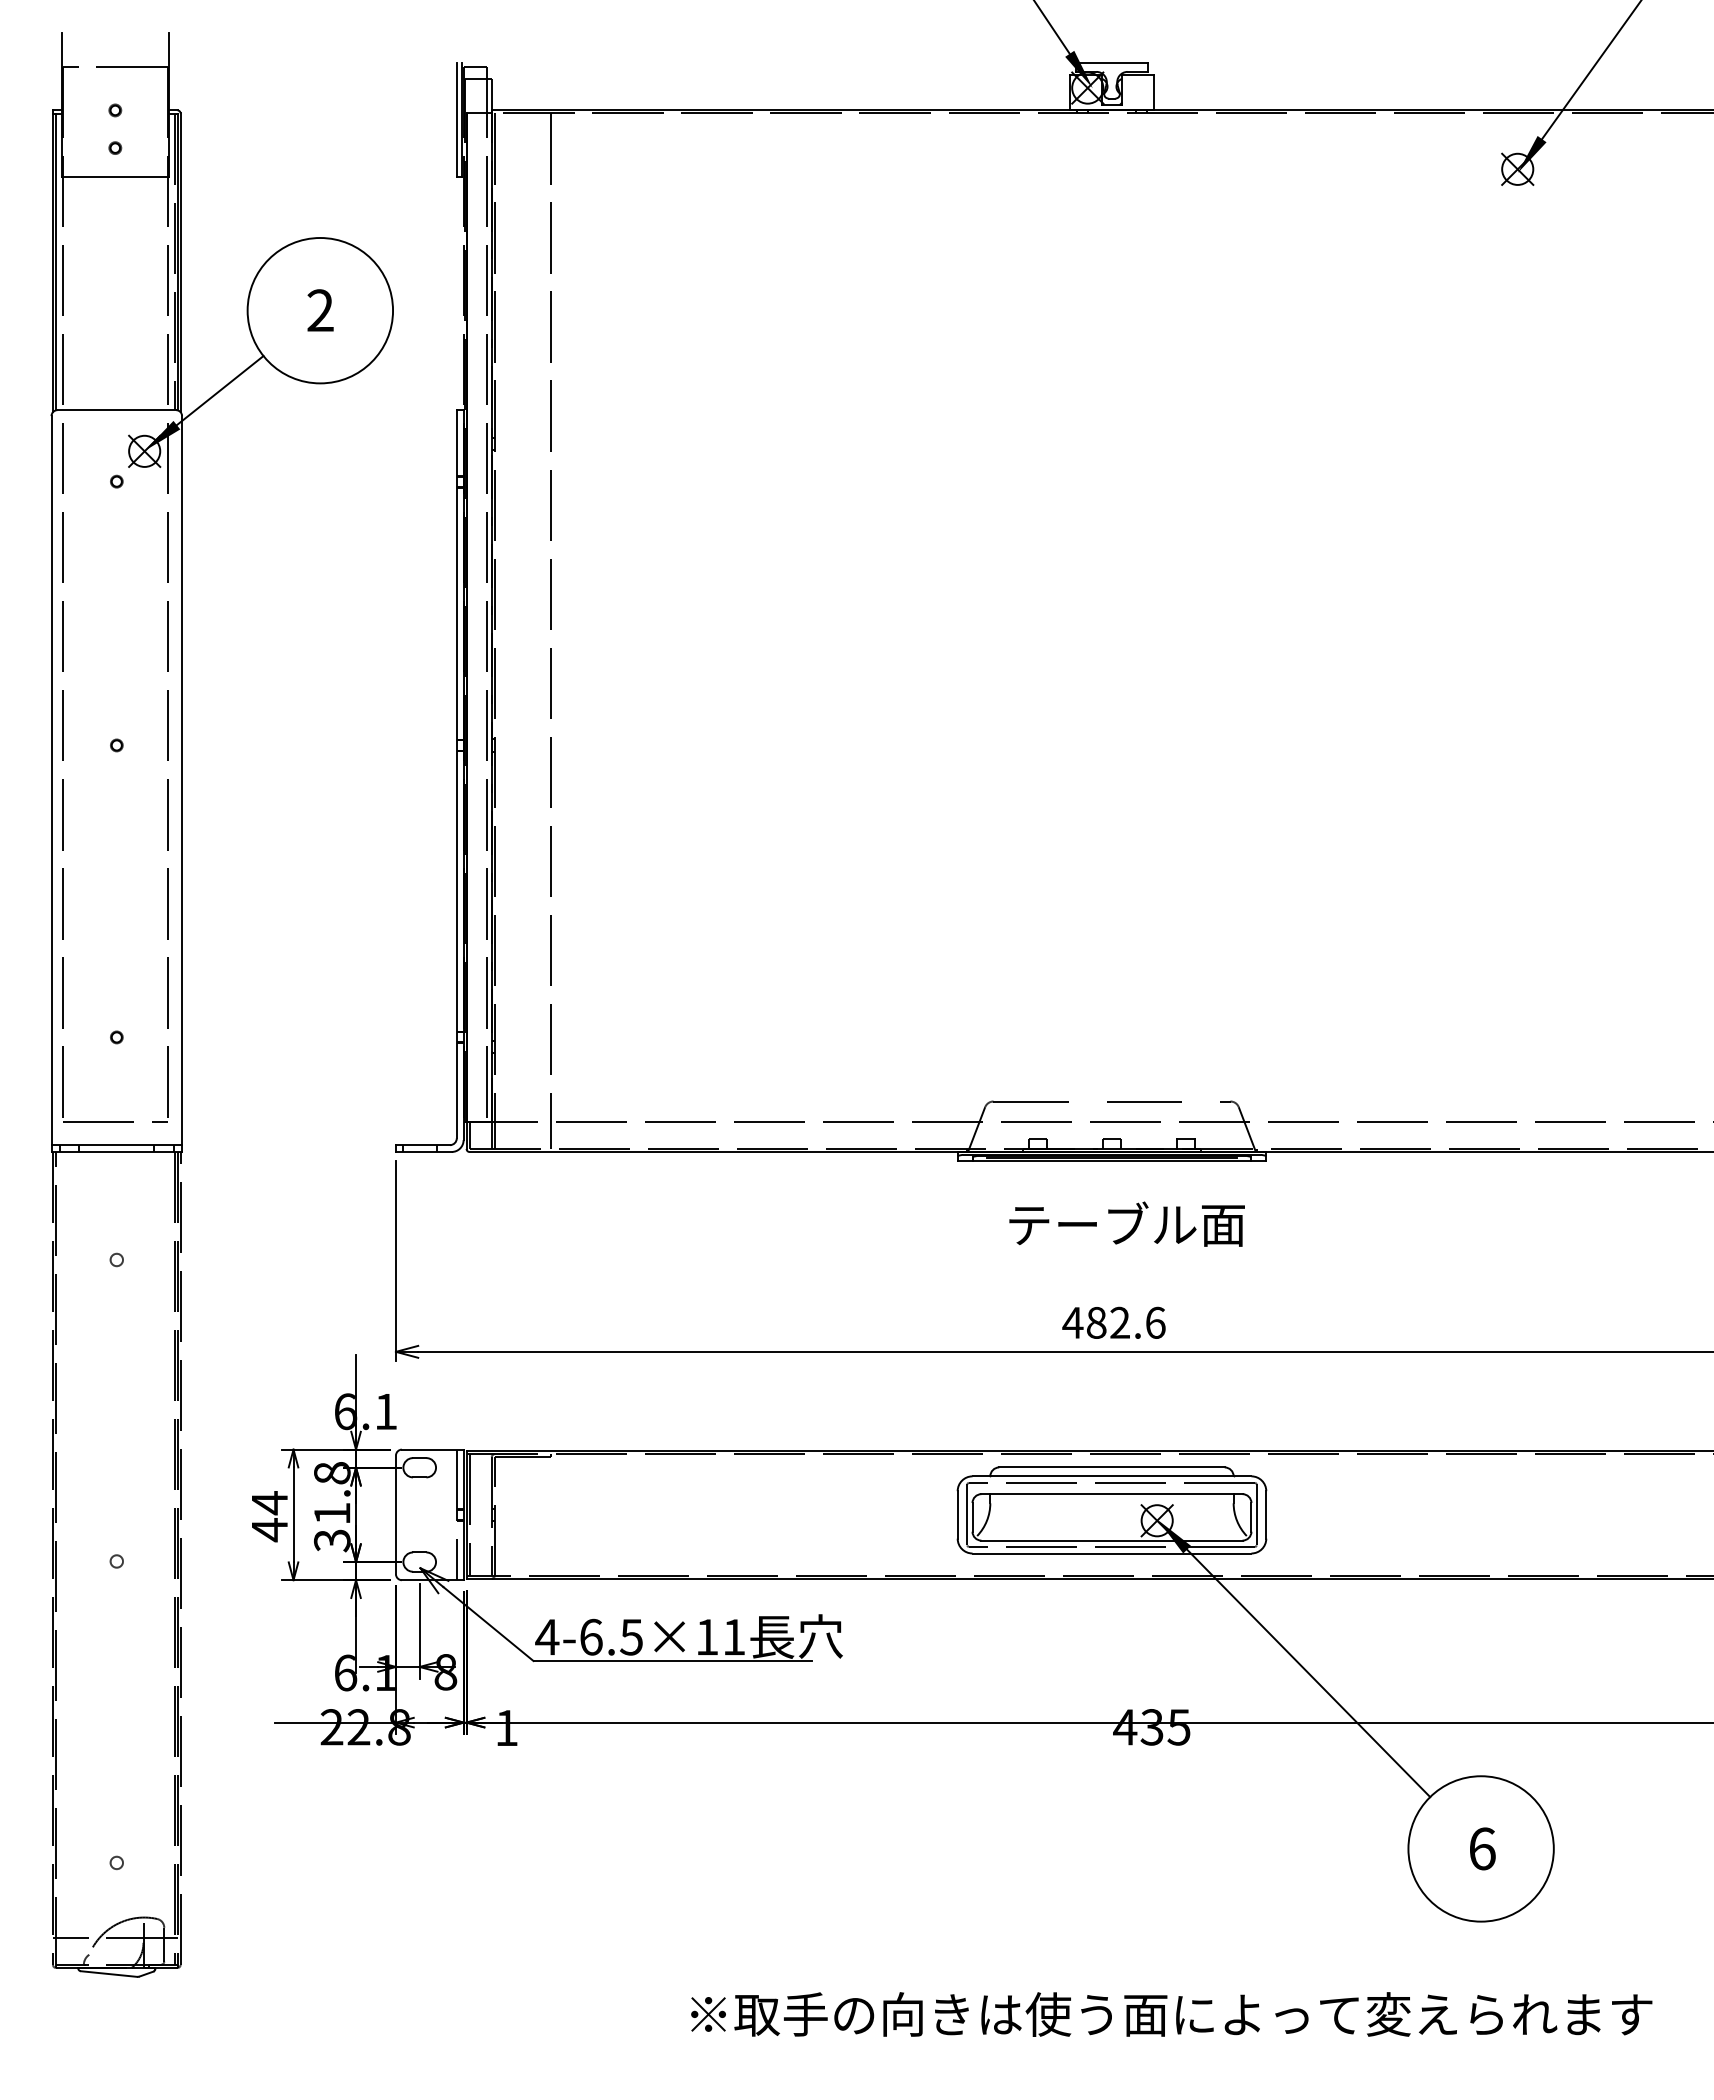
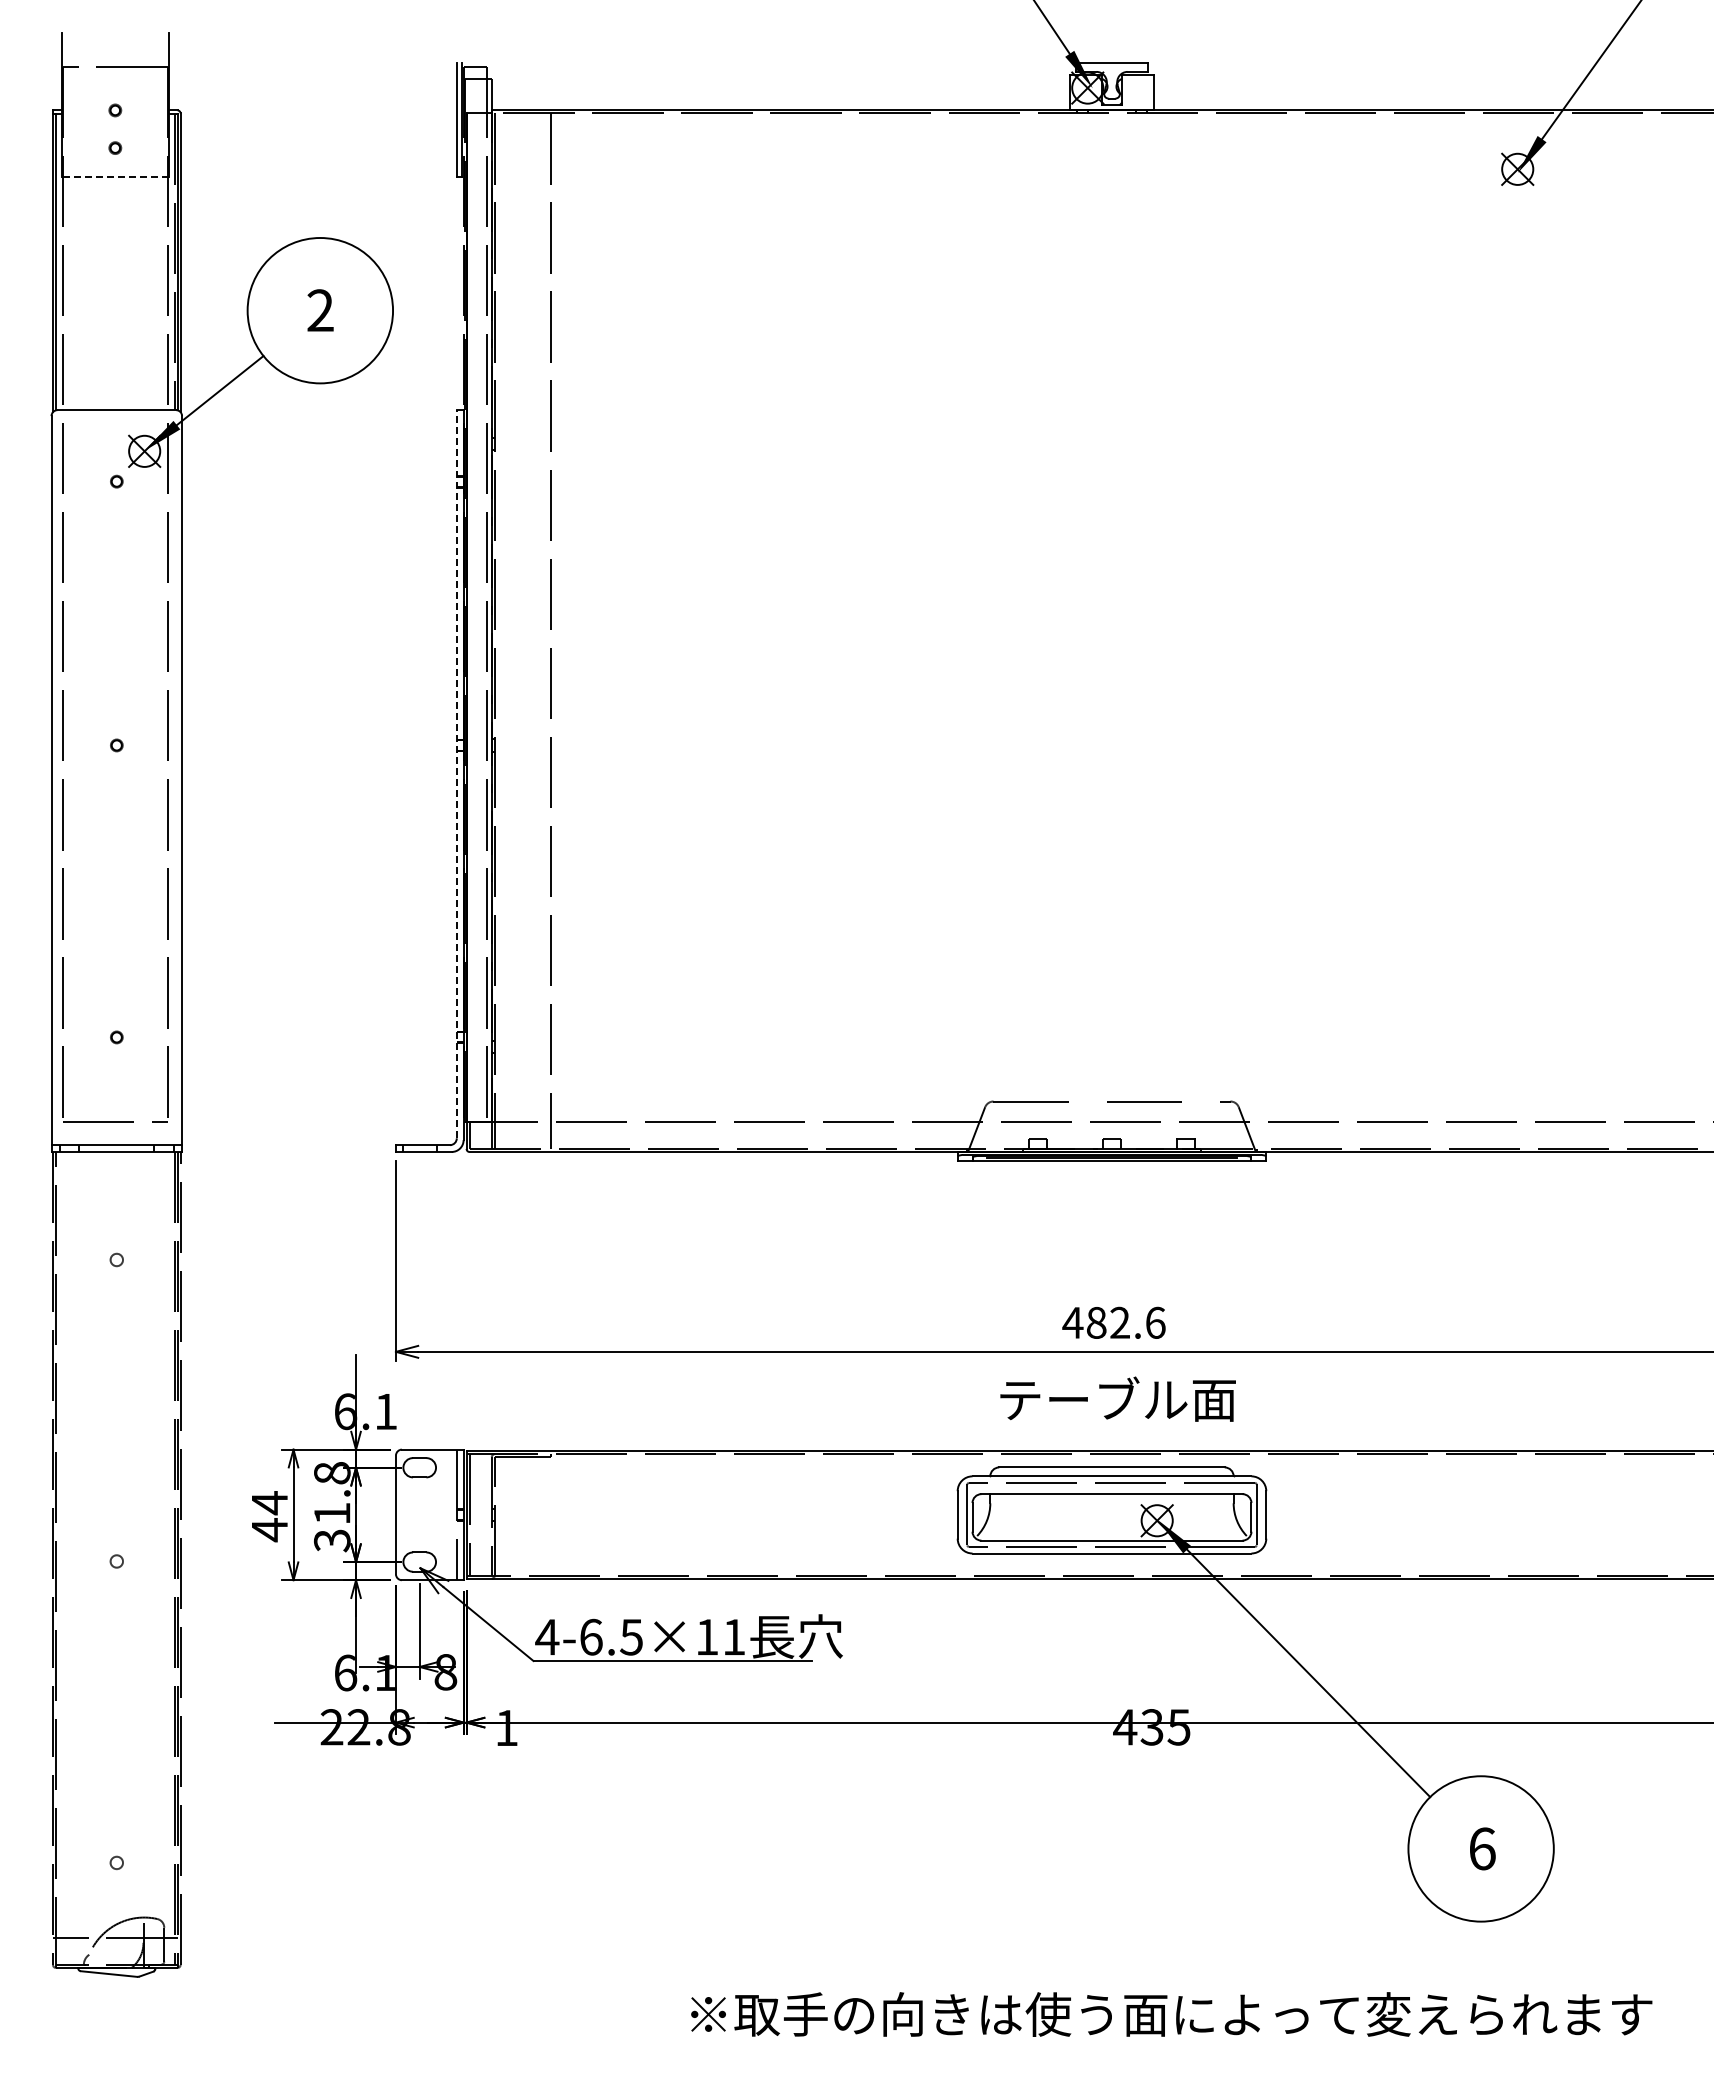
line: solid -> dashed (114, 176)
line: solid -> dashed (456, 773)
text position: (1126, 1223) -> (1117, 1398) (1117, 1398)
